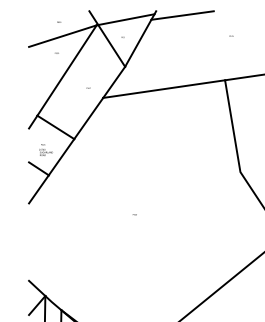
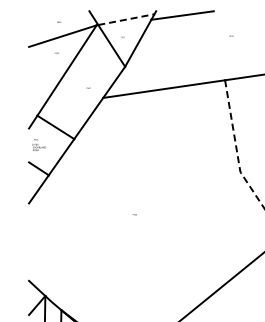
line: solid -> dashed (126, 19)
line: solid -> dashed (236, 148)
text position: (45, 149) -> (38, 144) (38, 144)
